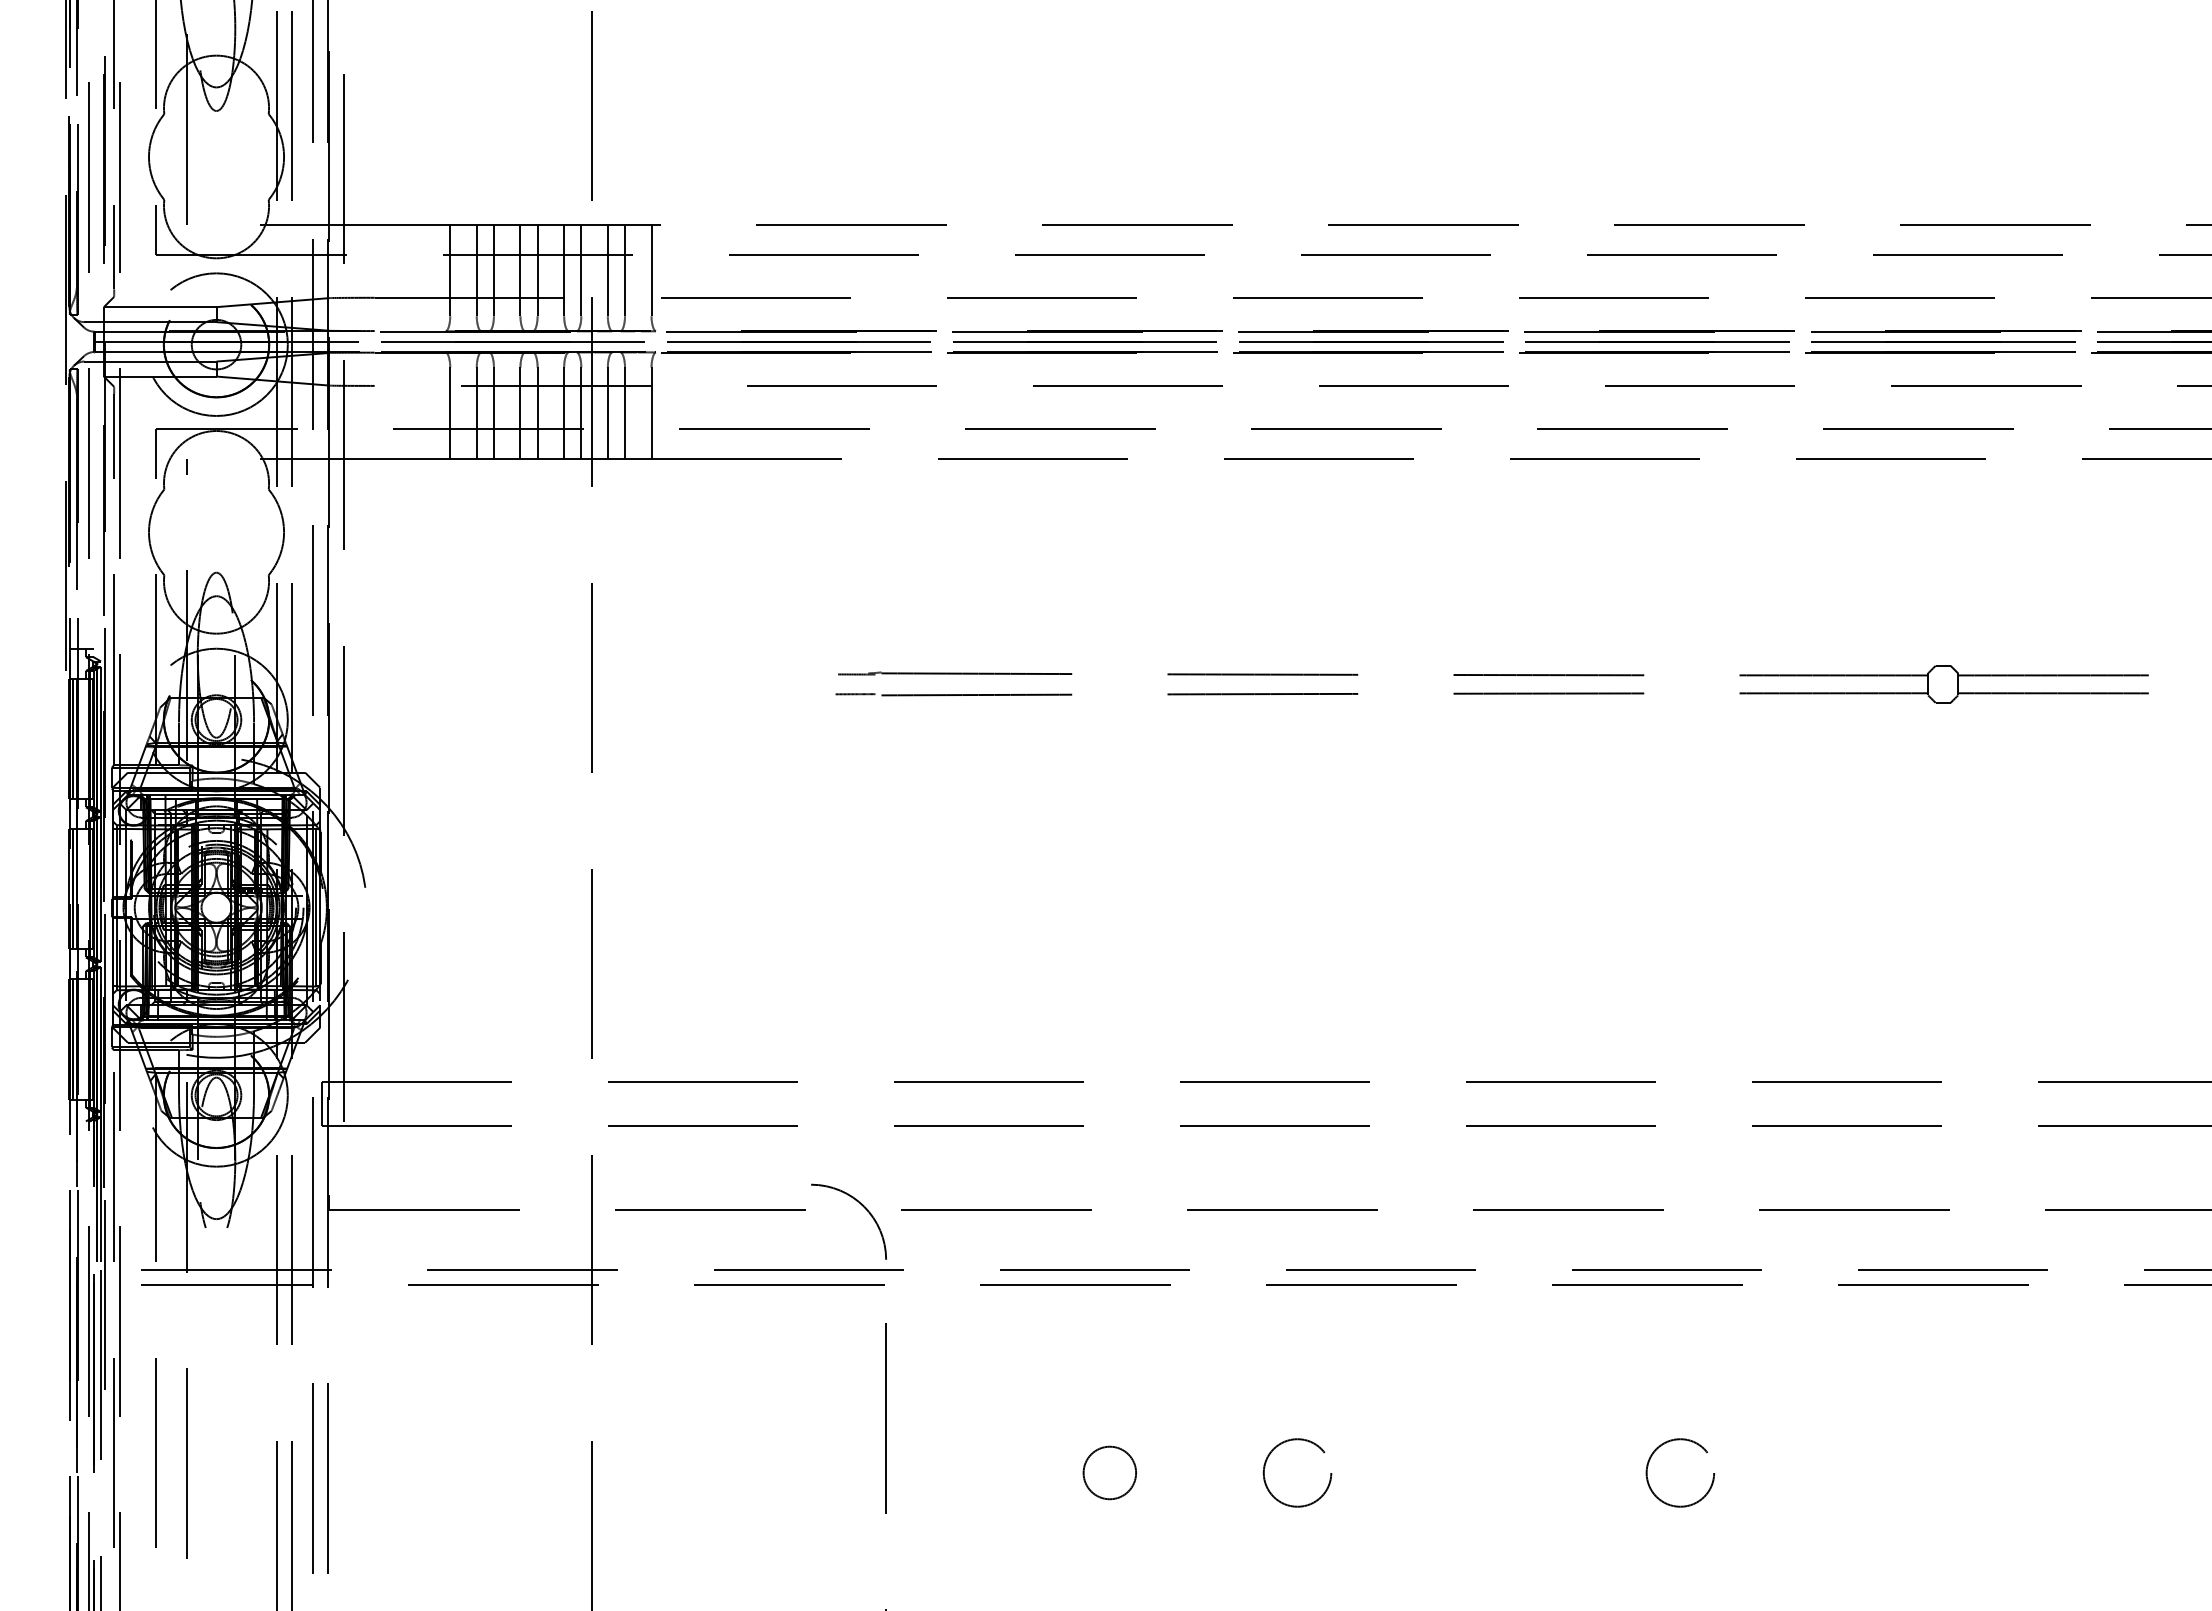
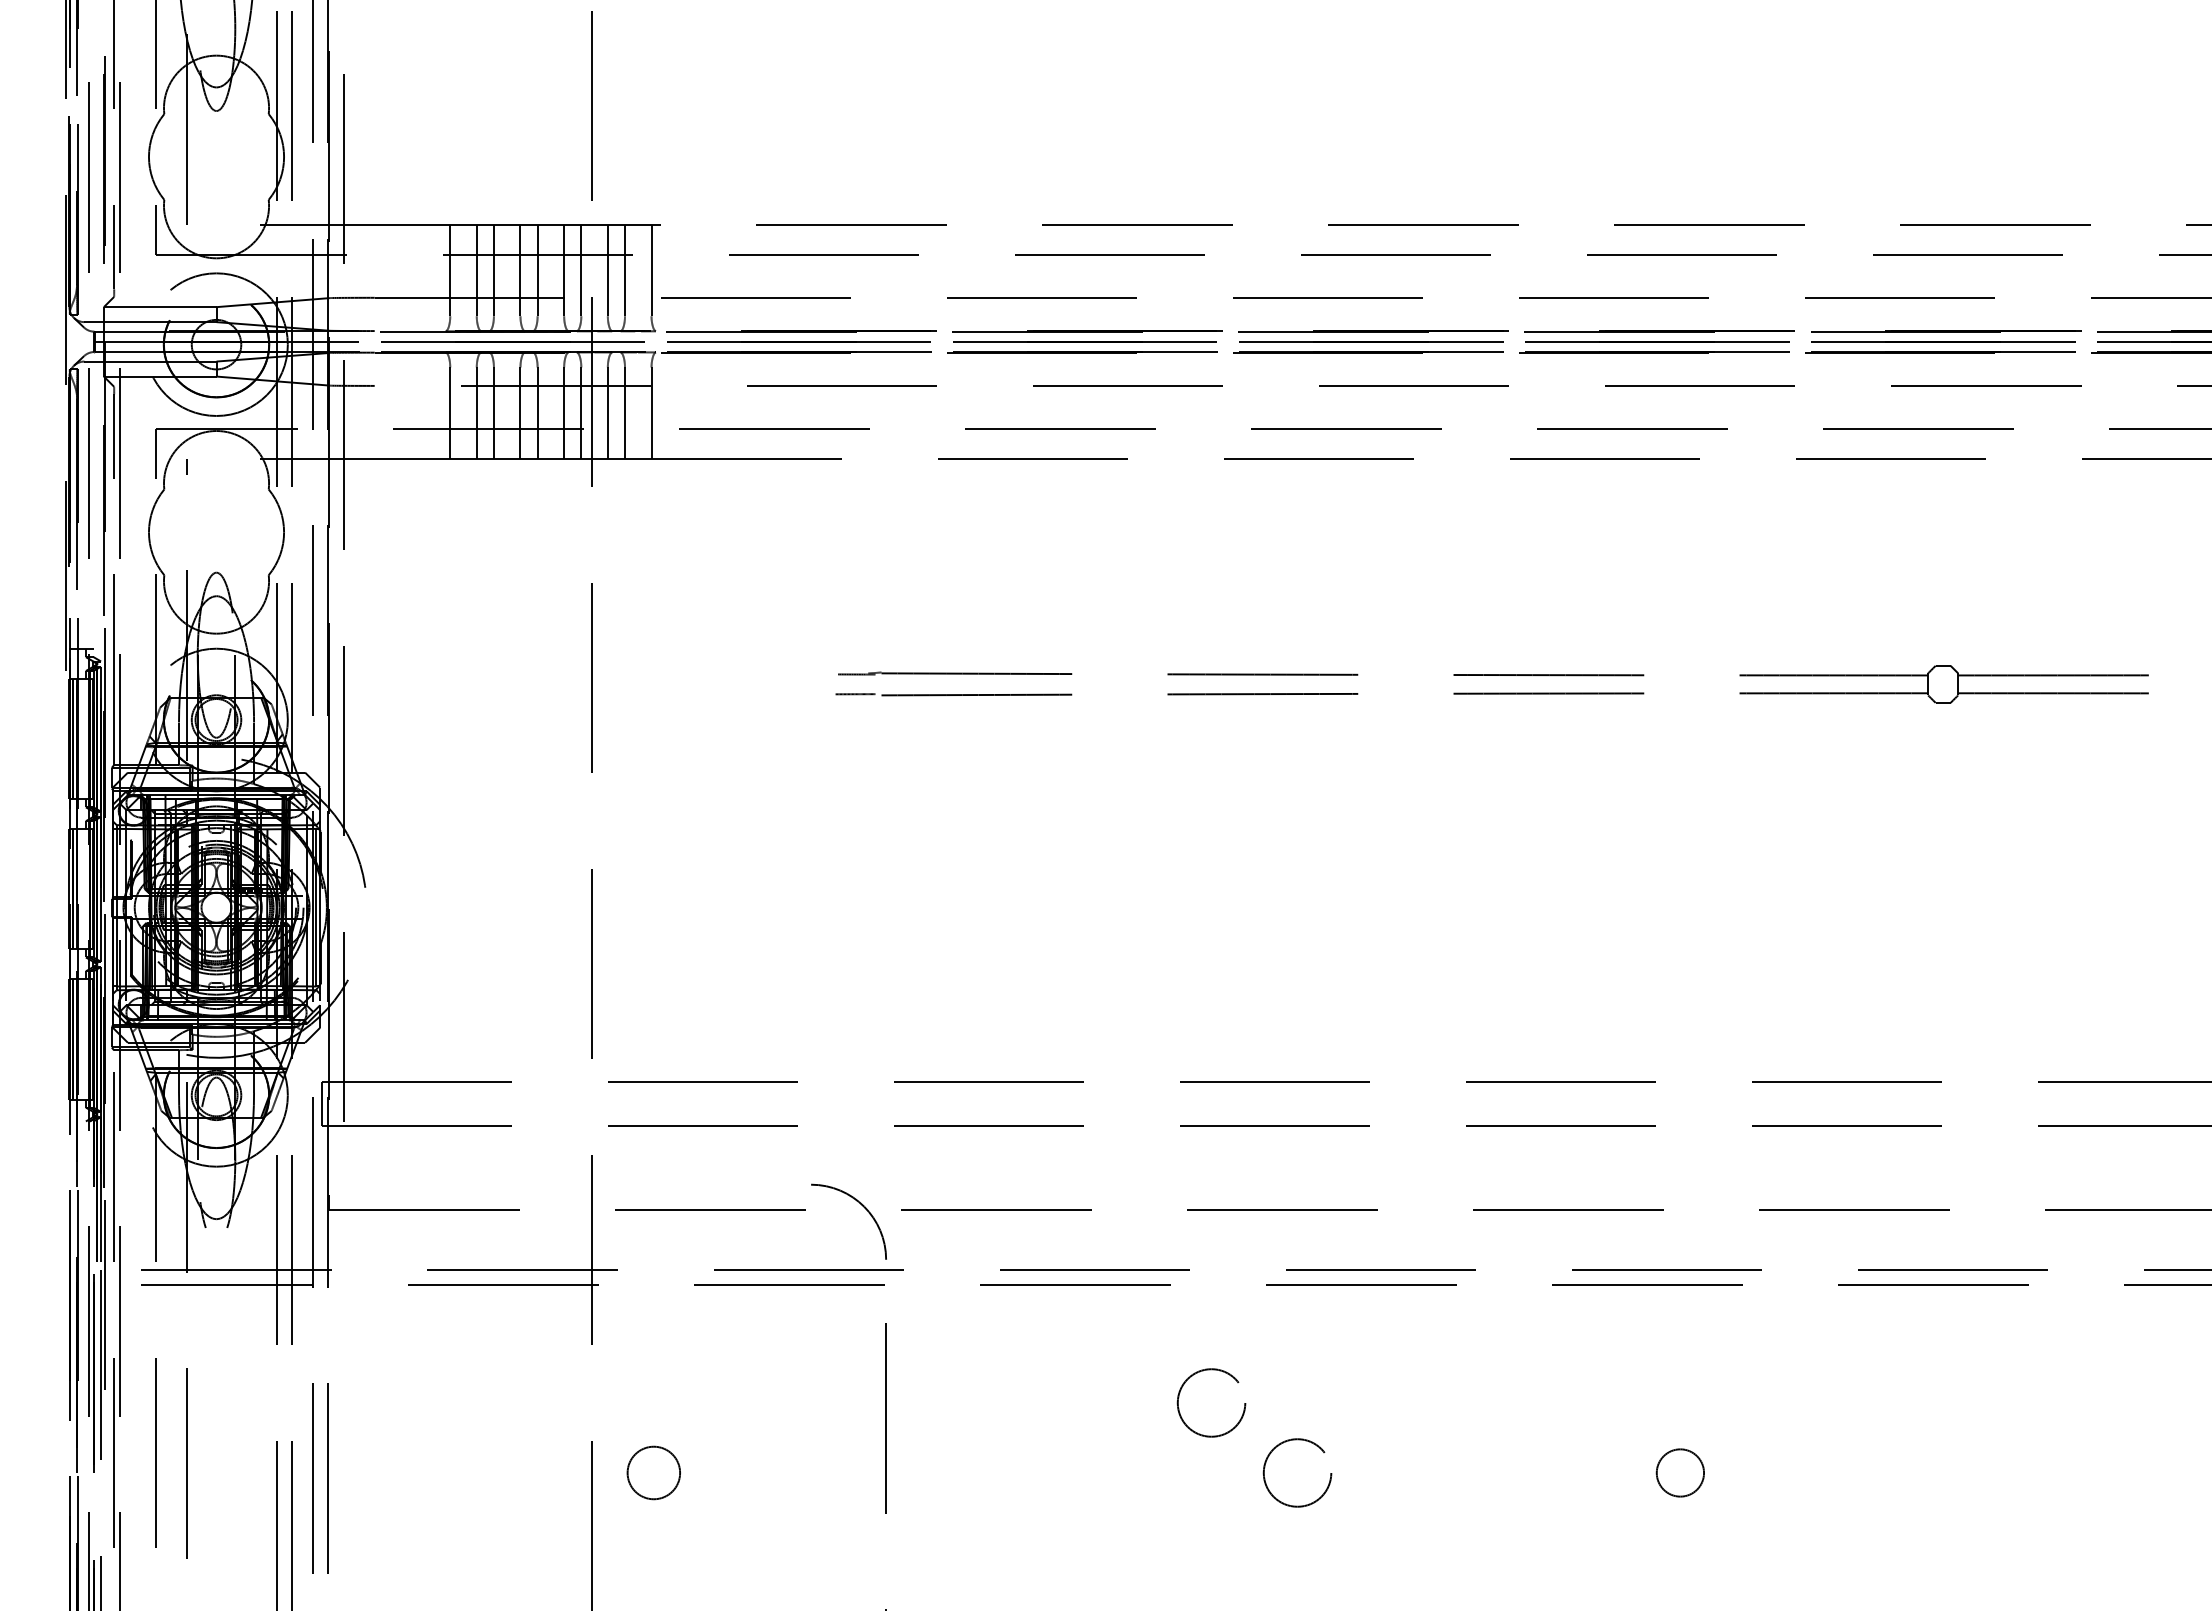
circle: none -> present (1211, 1402)
circle position: (1109, 1472) -> (653, 1472) (653, 1472)
circle diameter: 68 px -> 47 px (1680, 1472)
